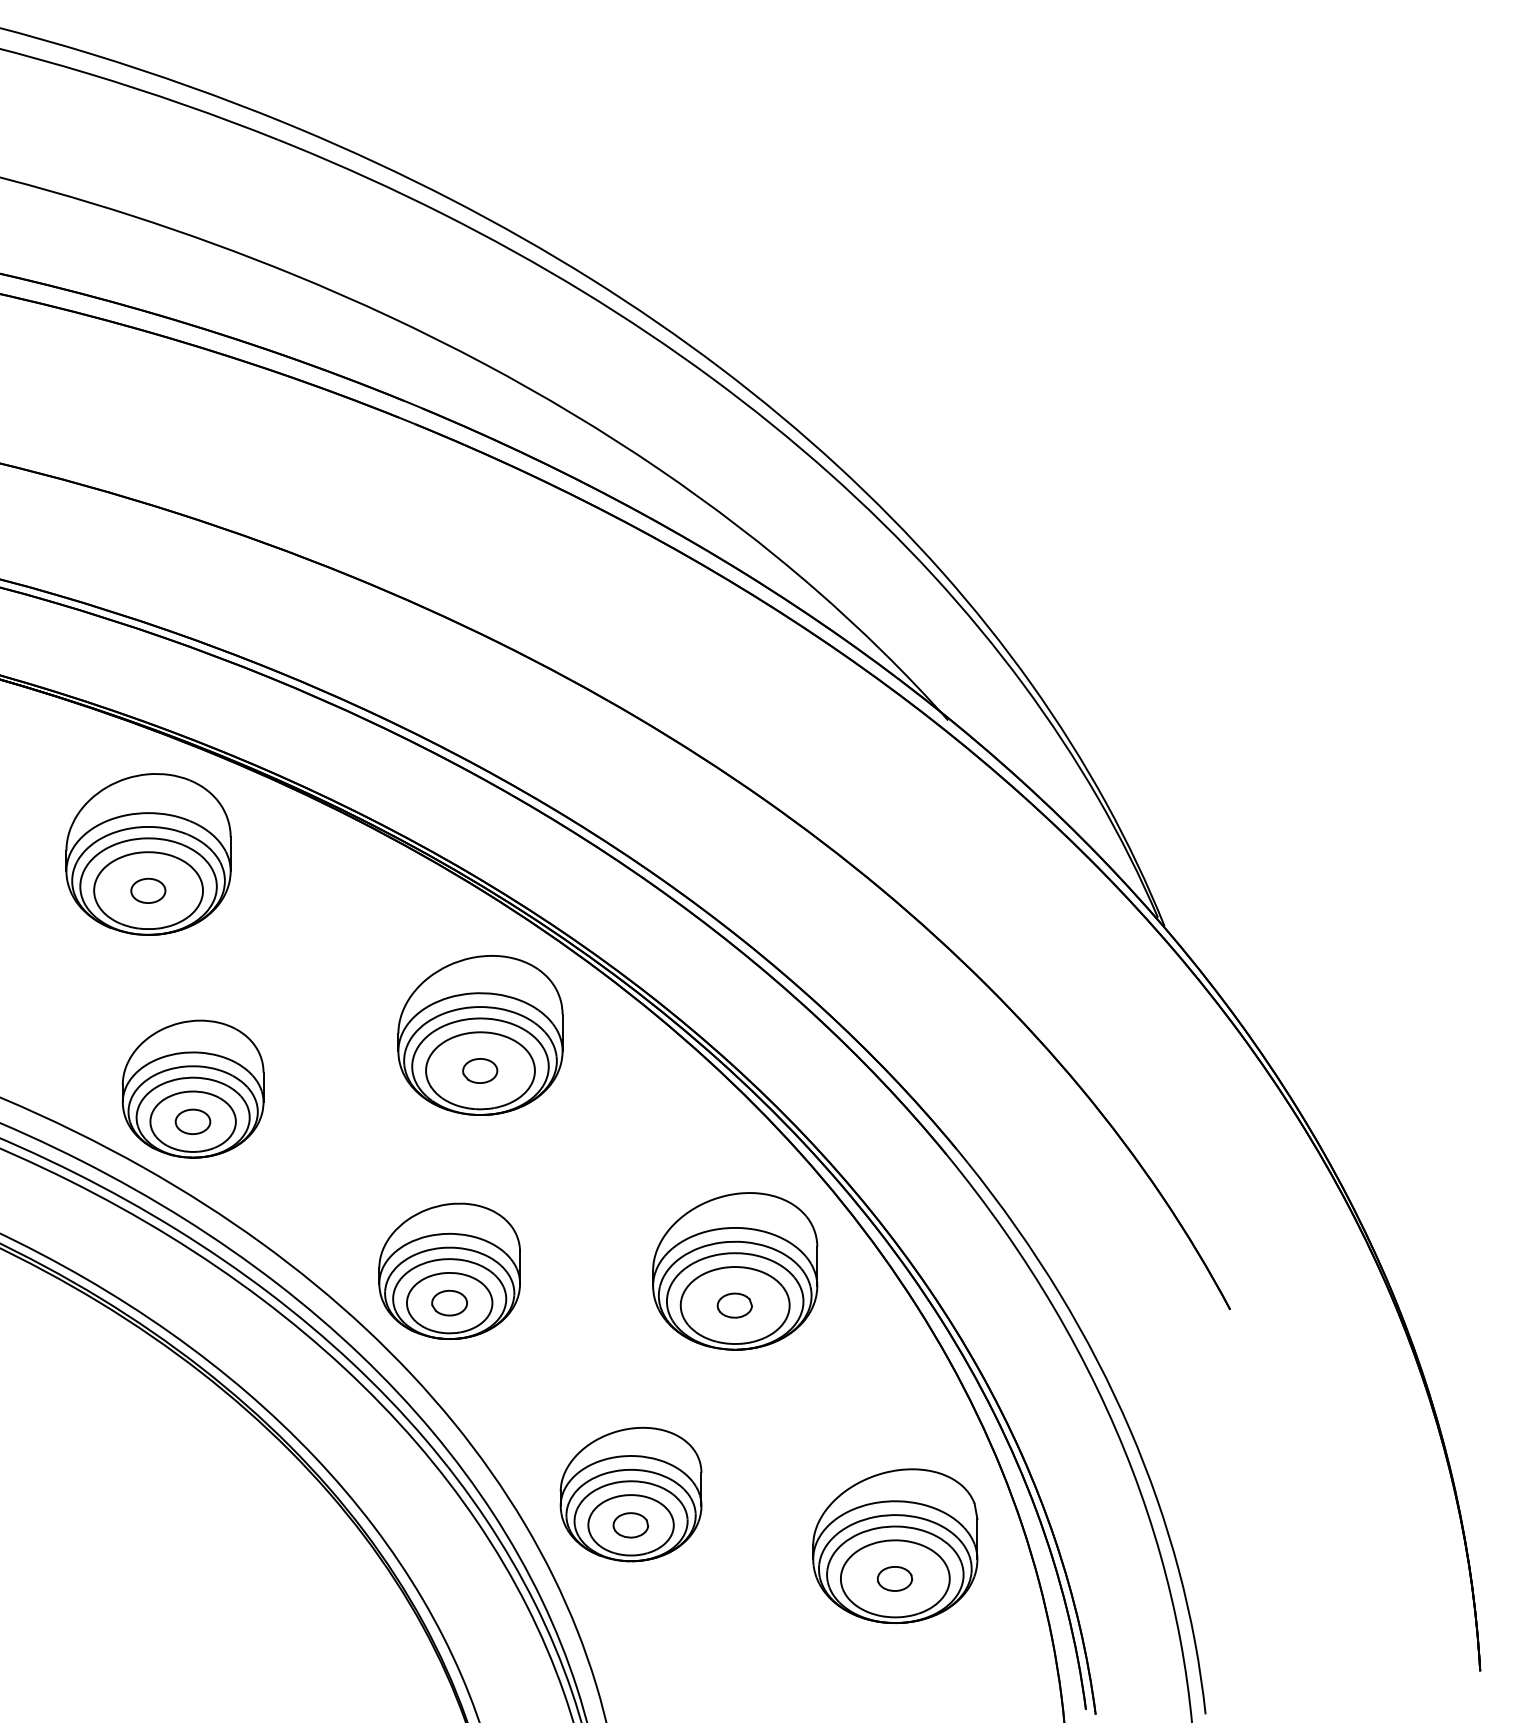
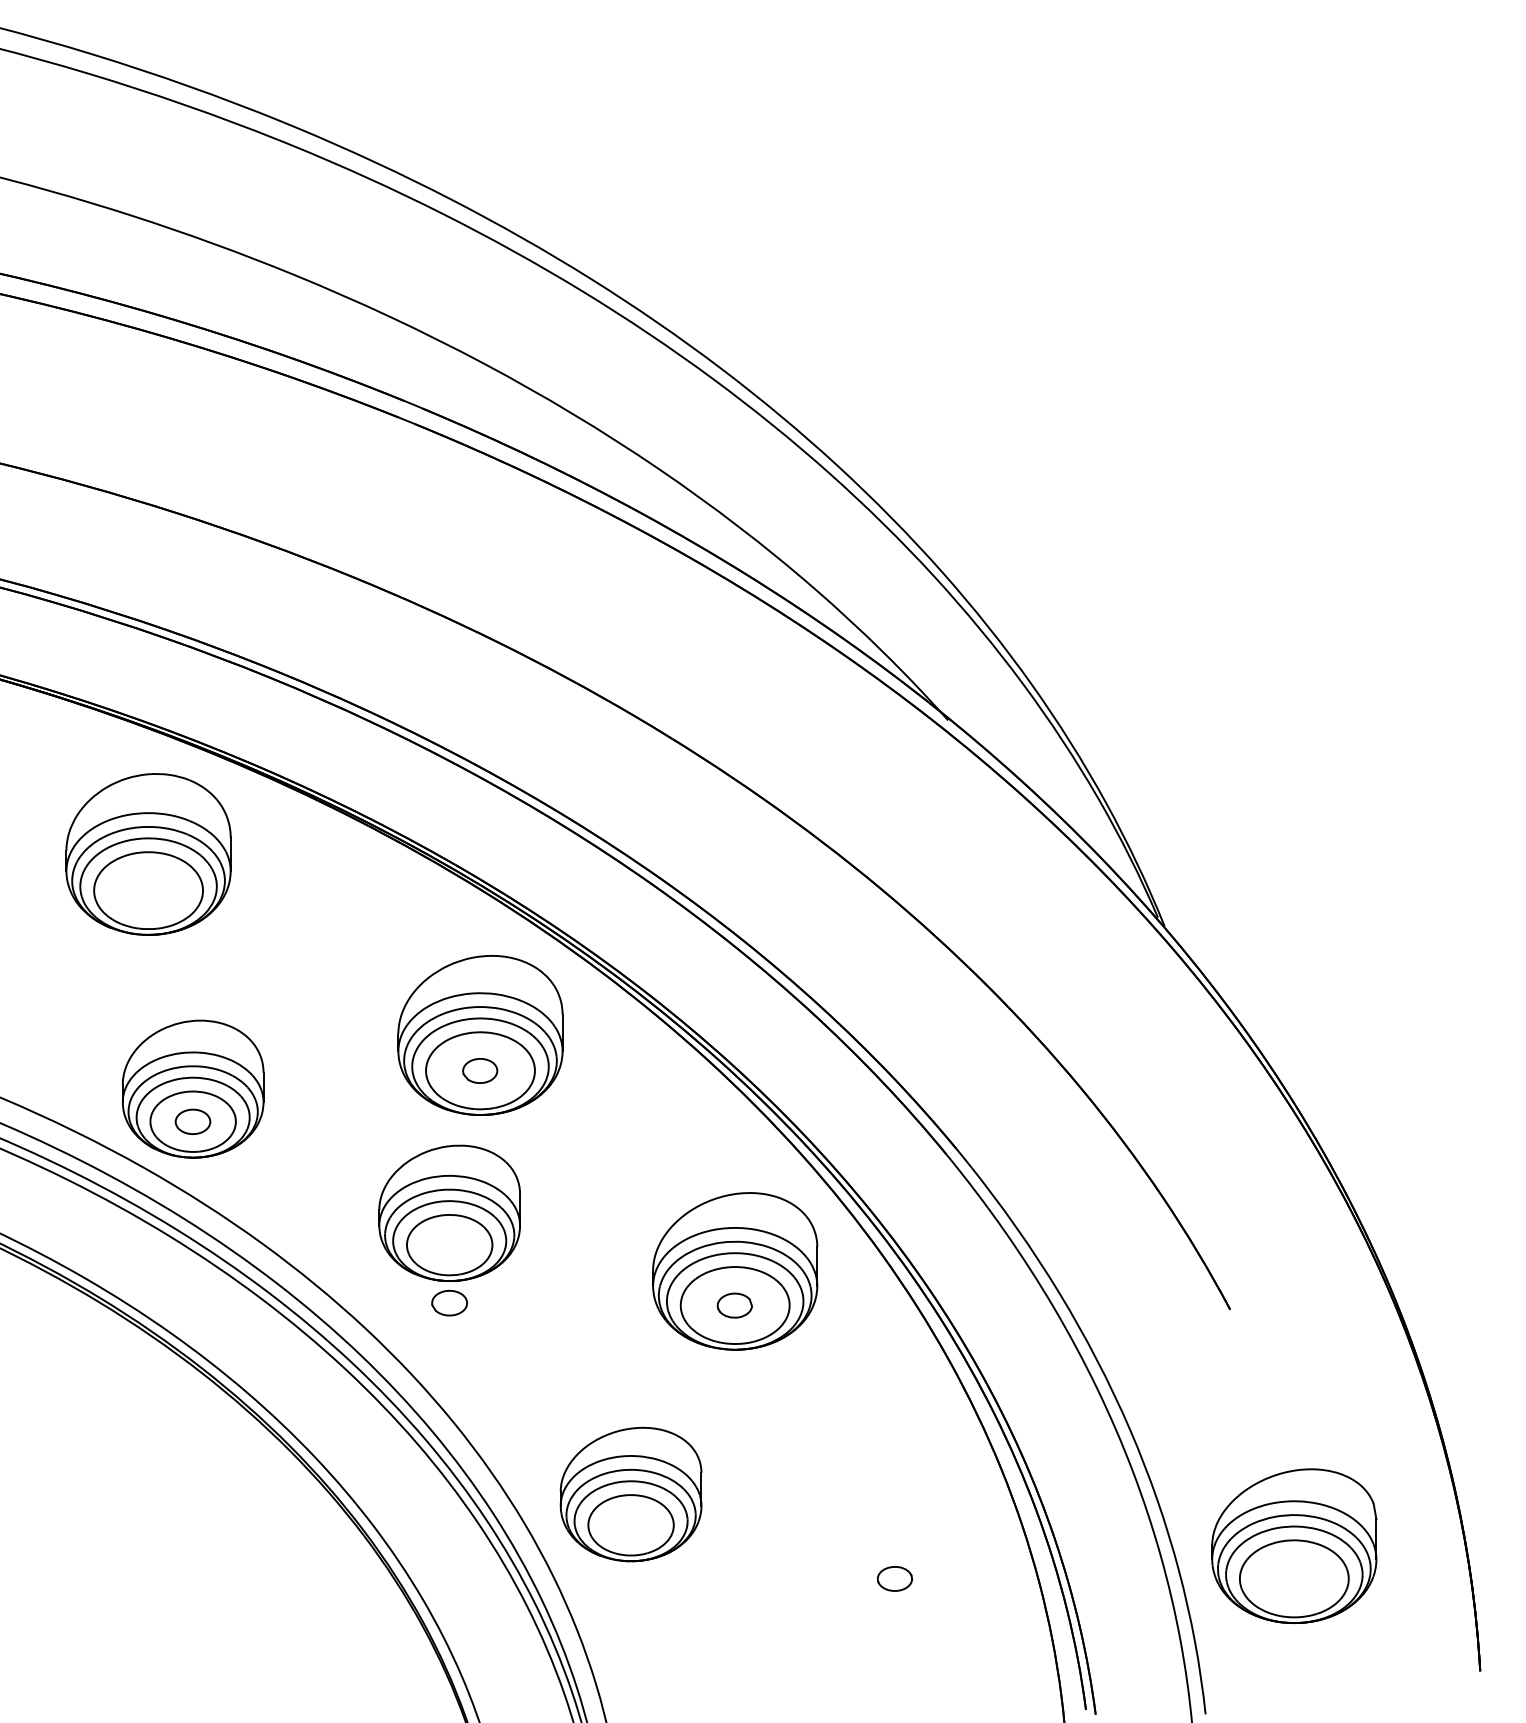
part: present -> none (148, 890)
part position: (449, 1270) -> (449, 1212) (449, 1212)
part: present -> none (630, 1525)
part position: (895, 1545) -> (1294, 1545) (1294, 1545)
